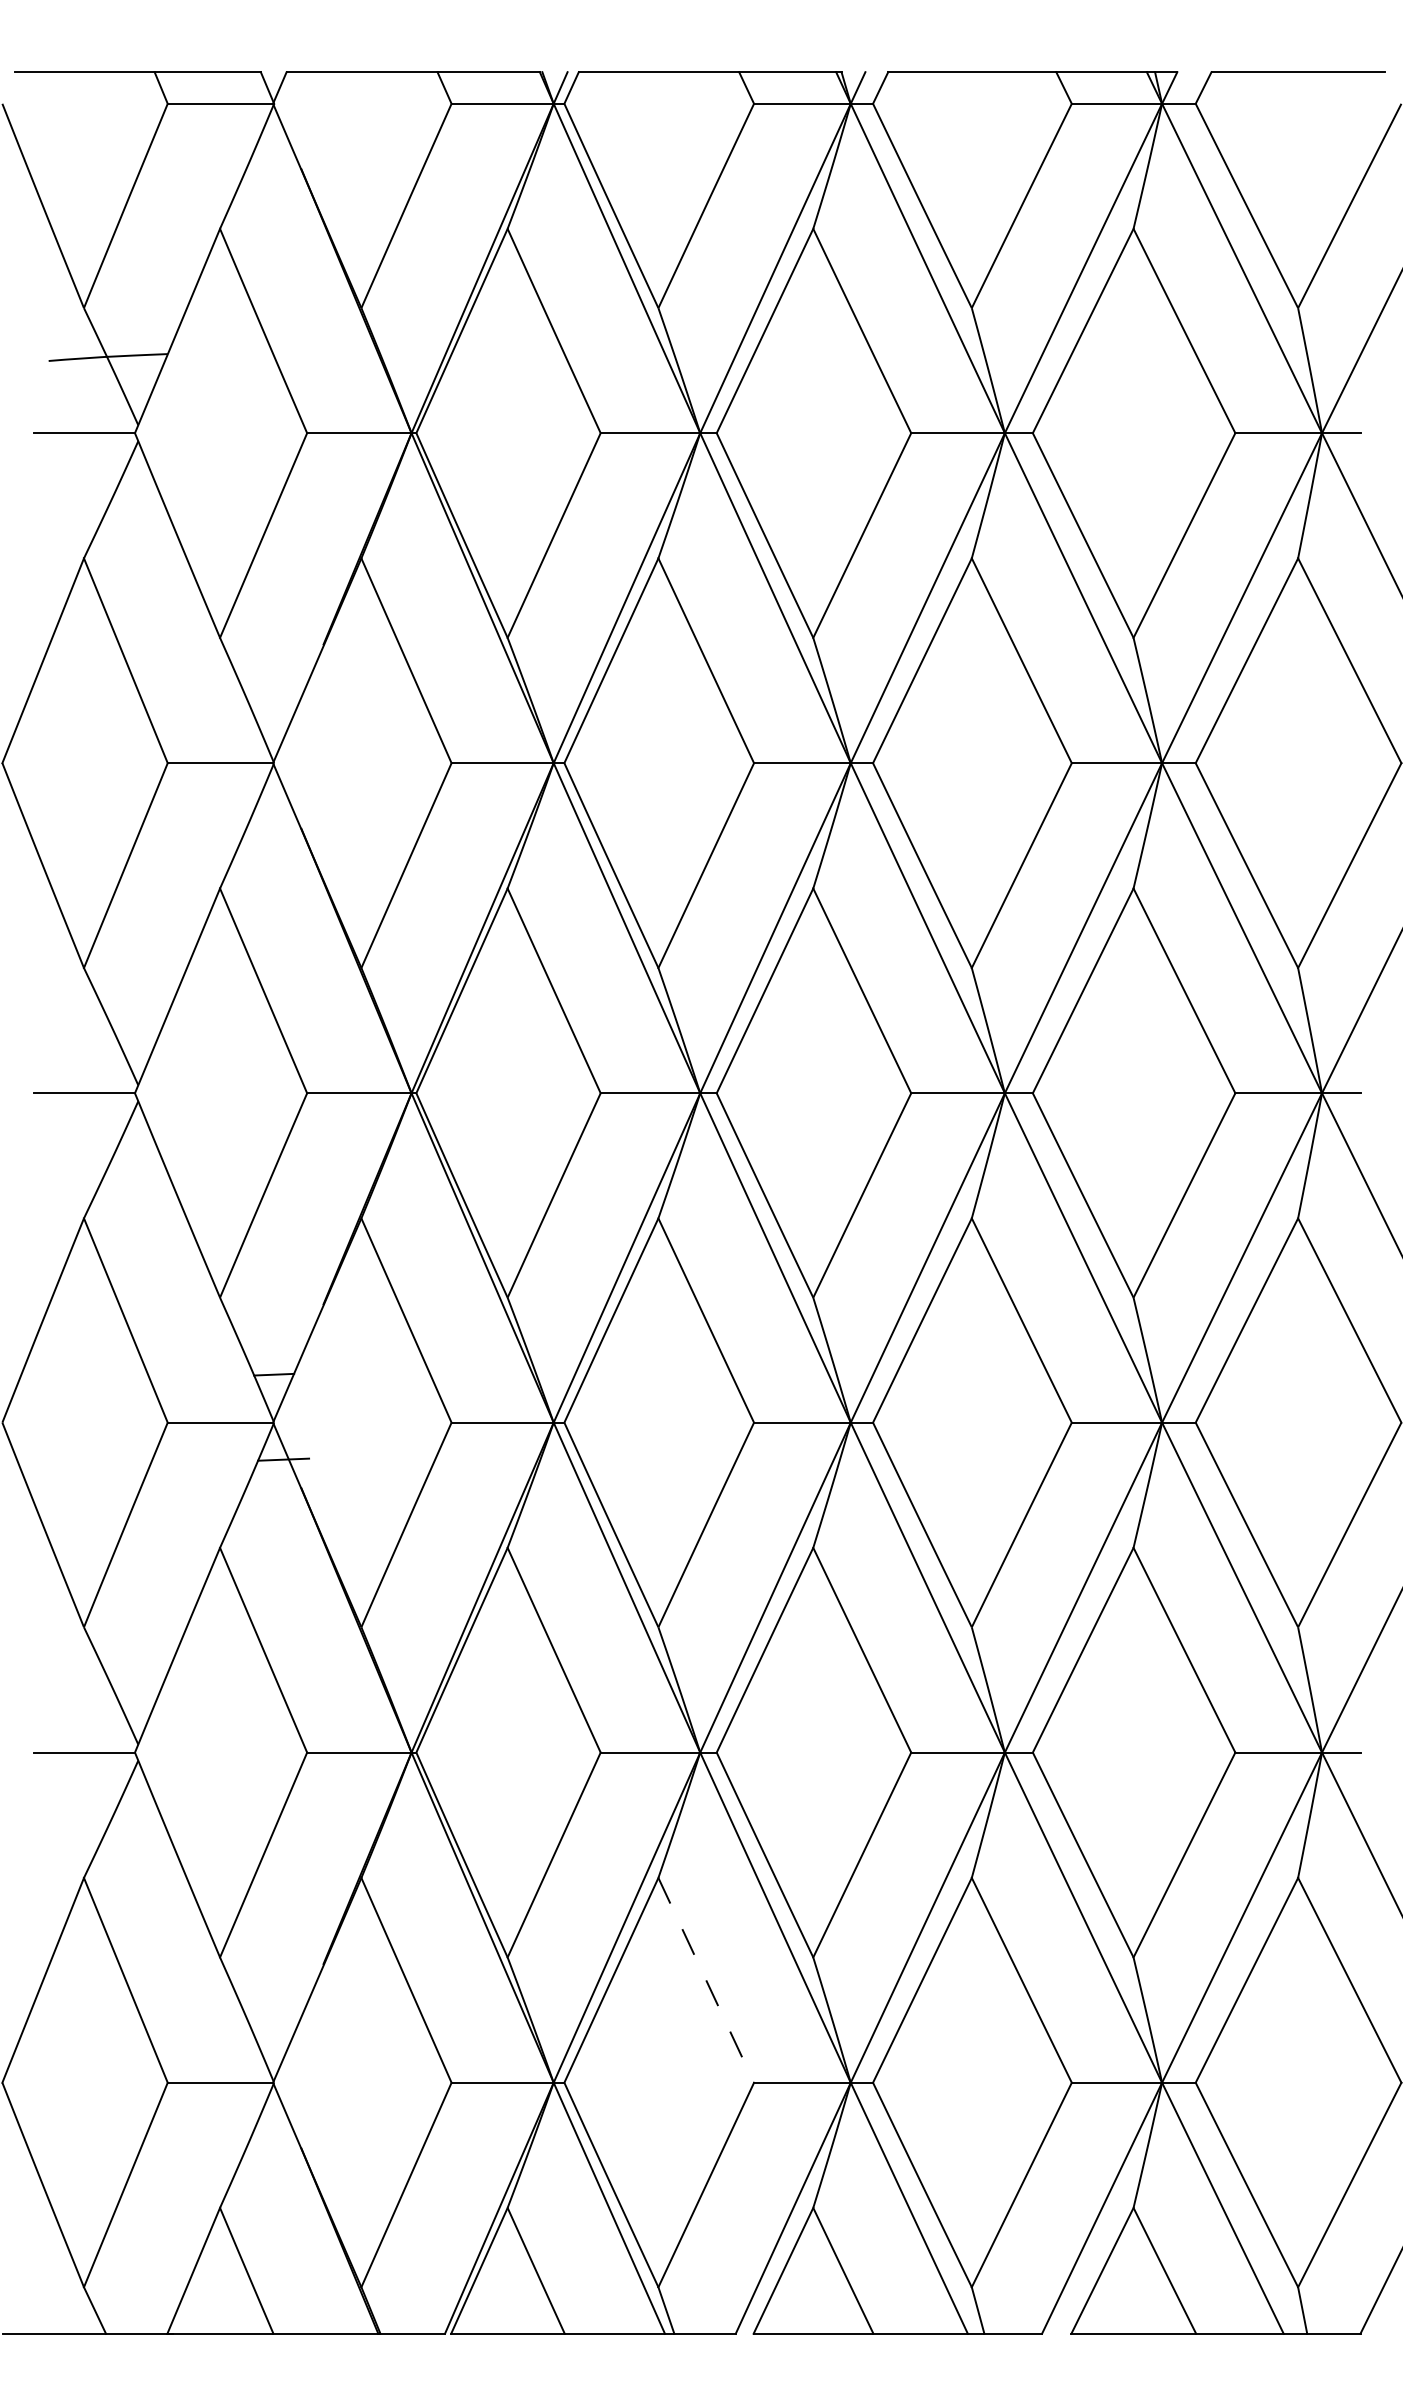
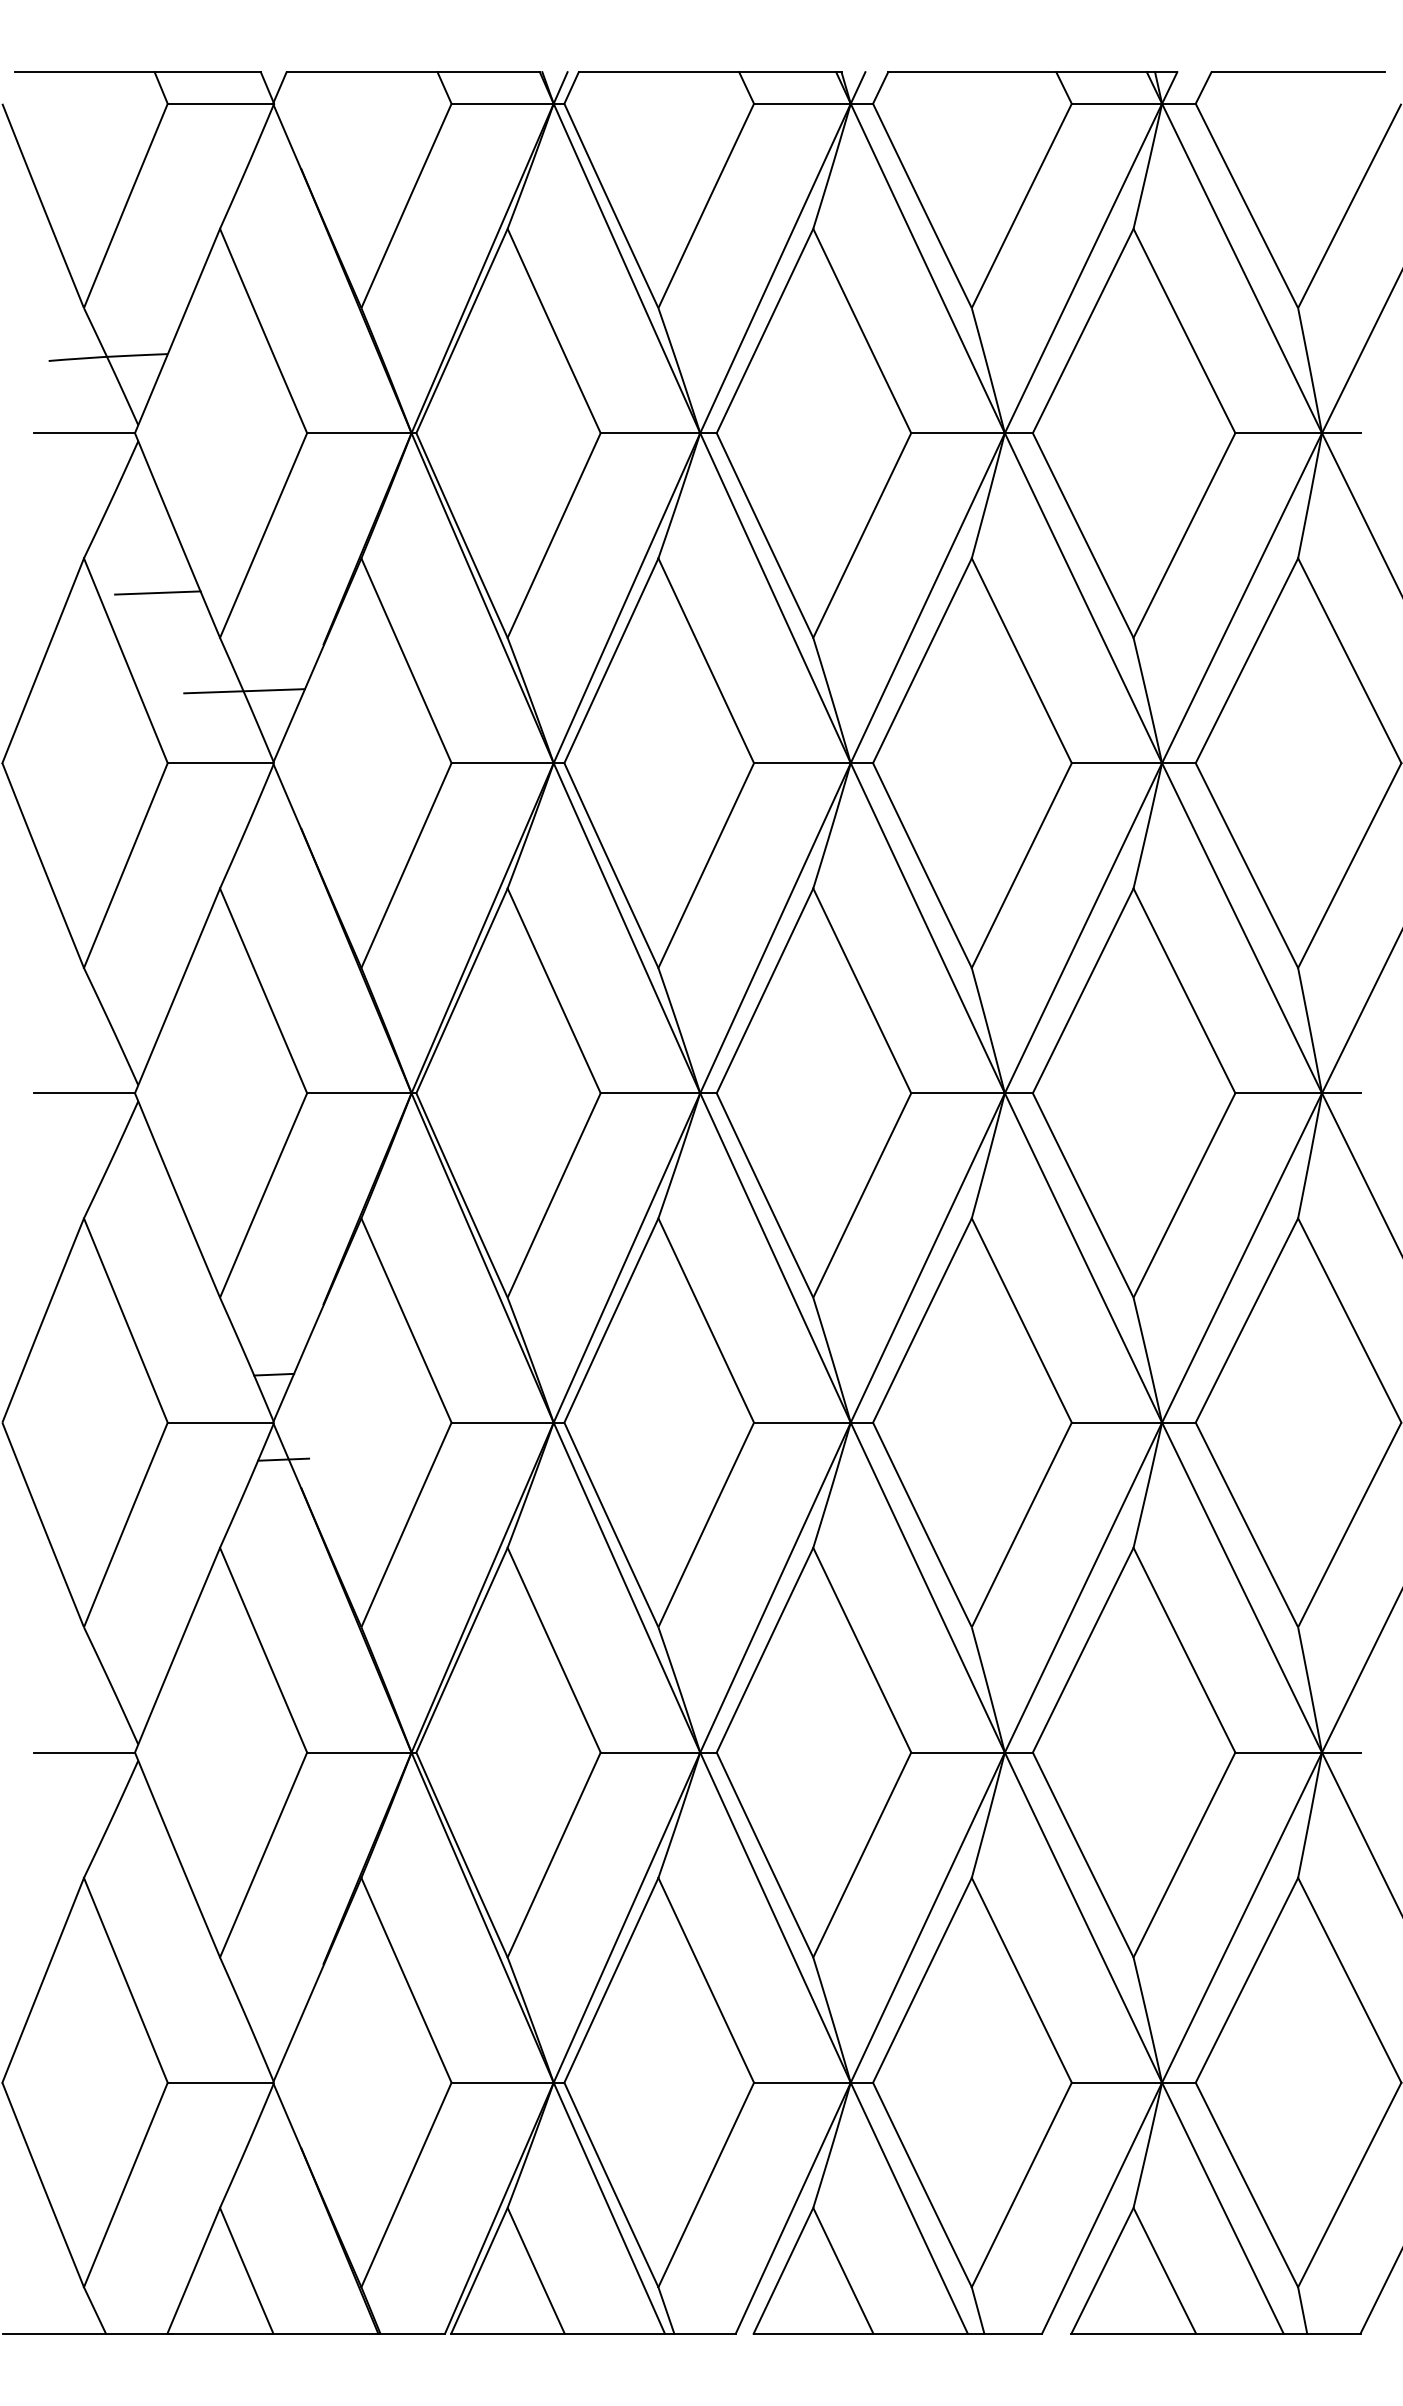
line: none -> present (157, 592)
line: none -> present (244, 691)
line: dashed -> solid (706, 1980)
